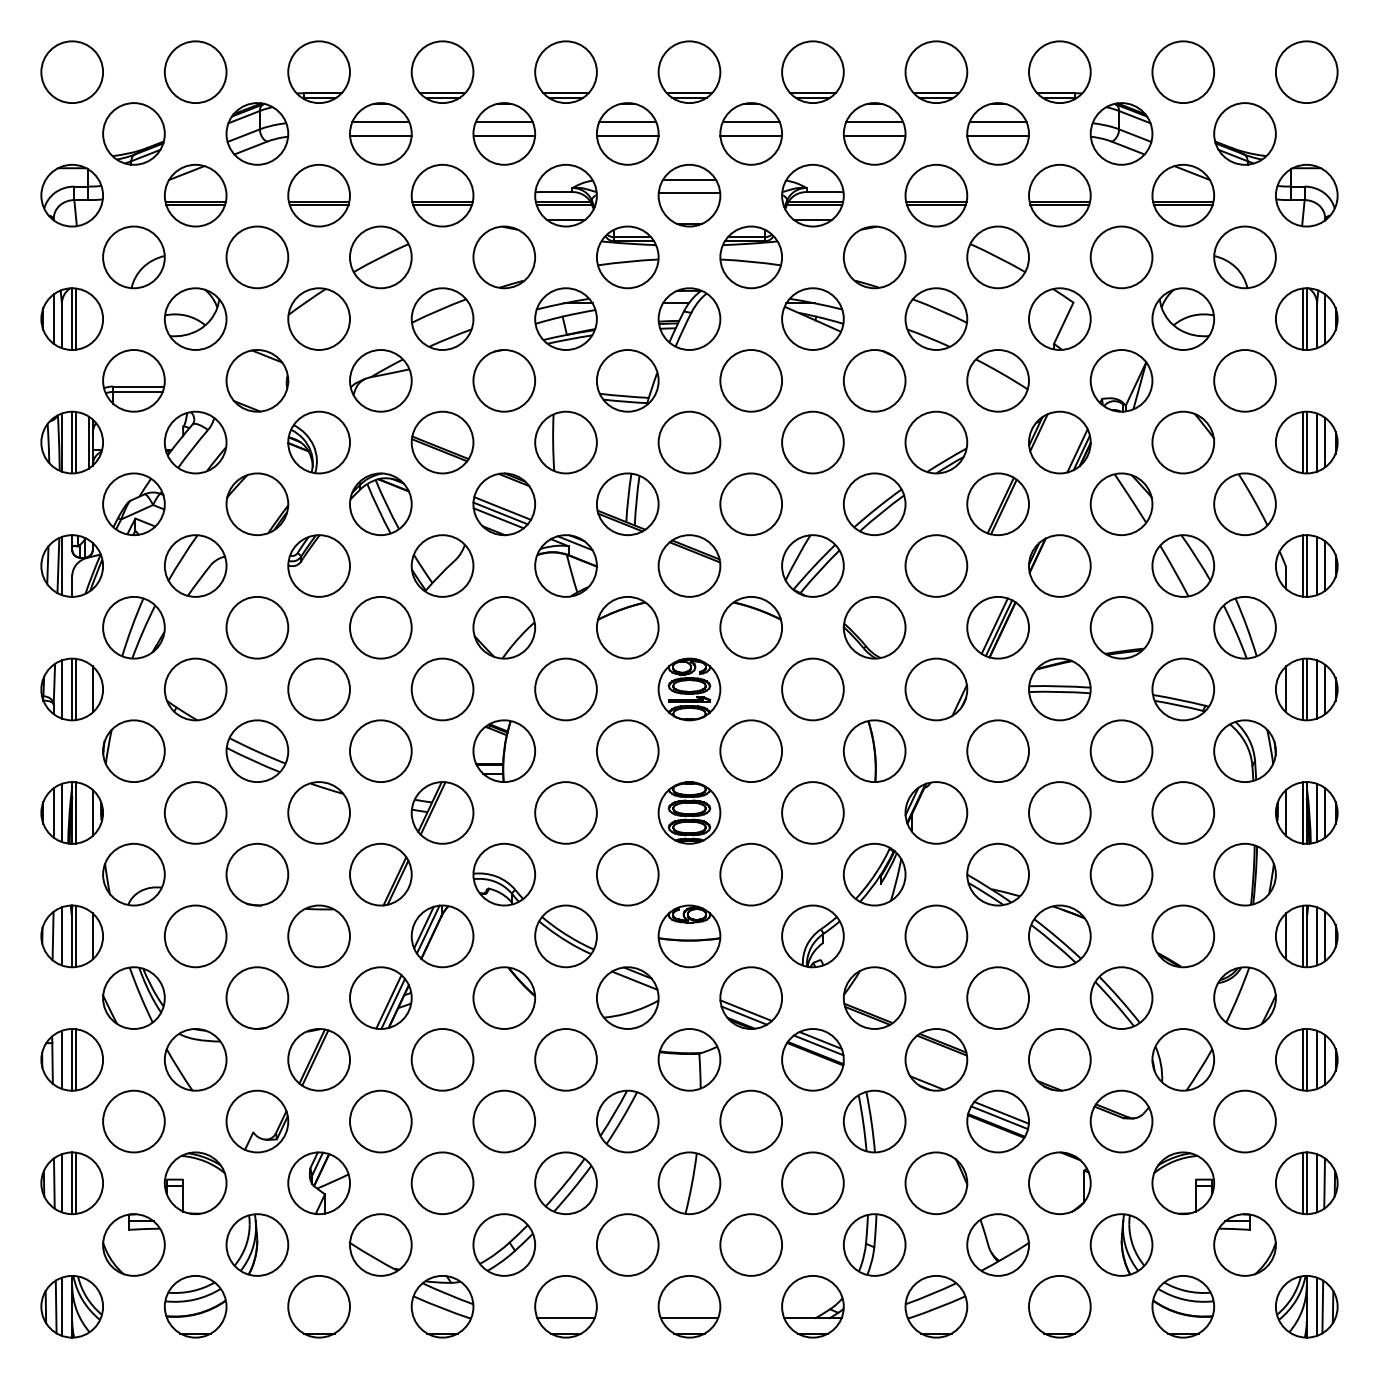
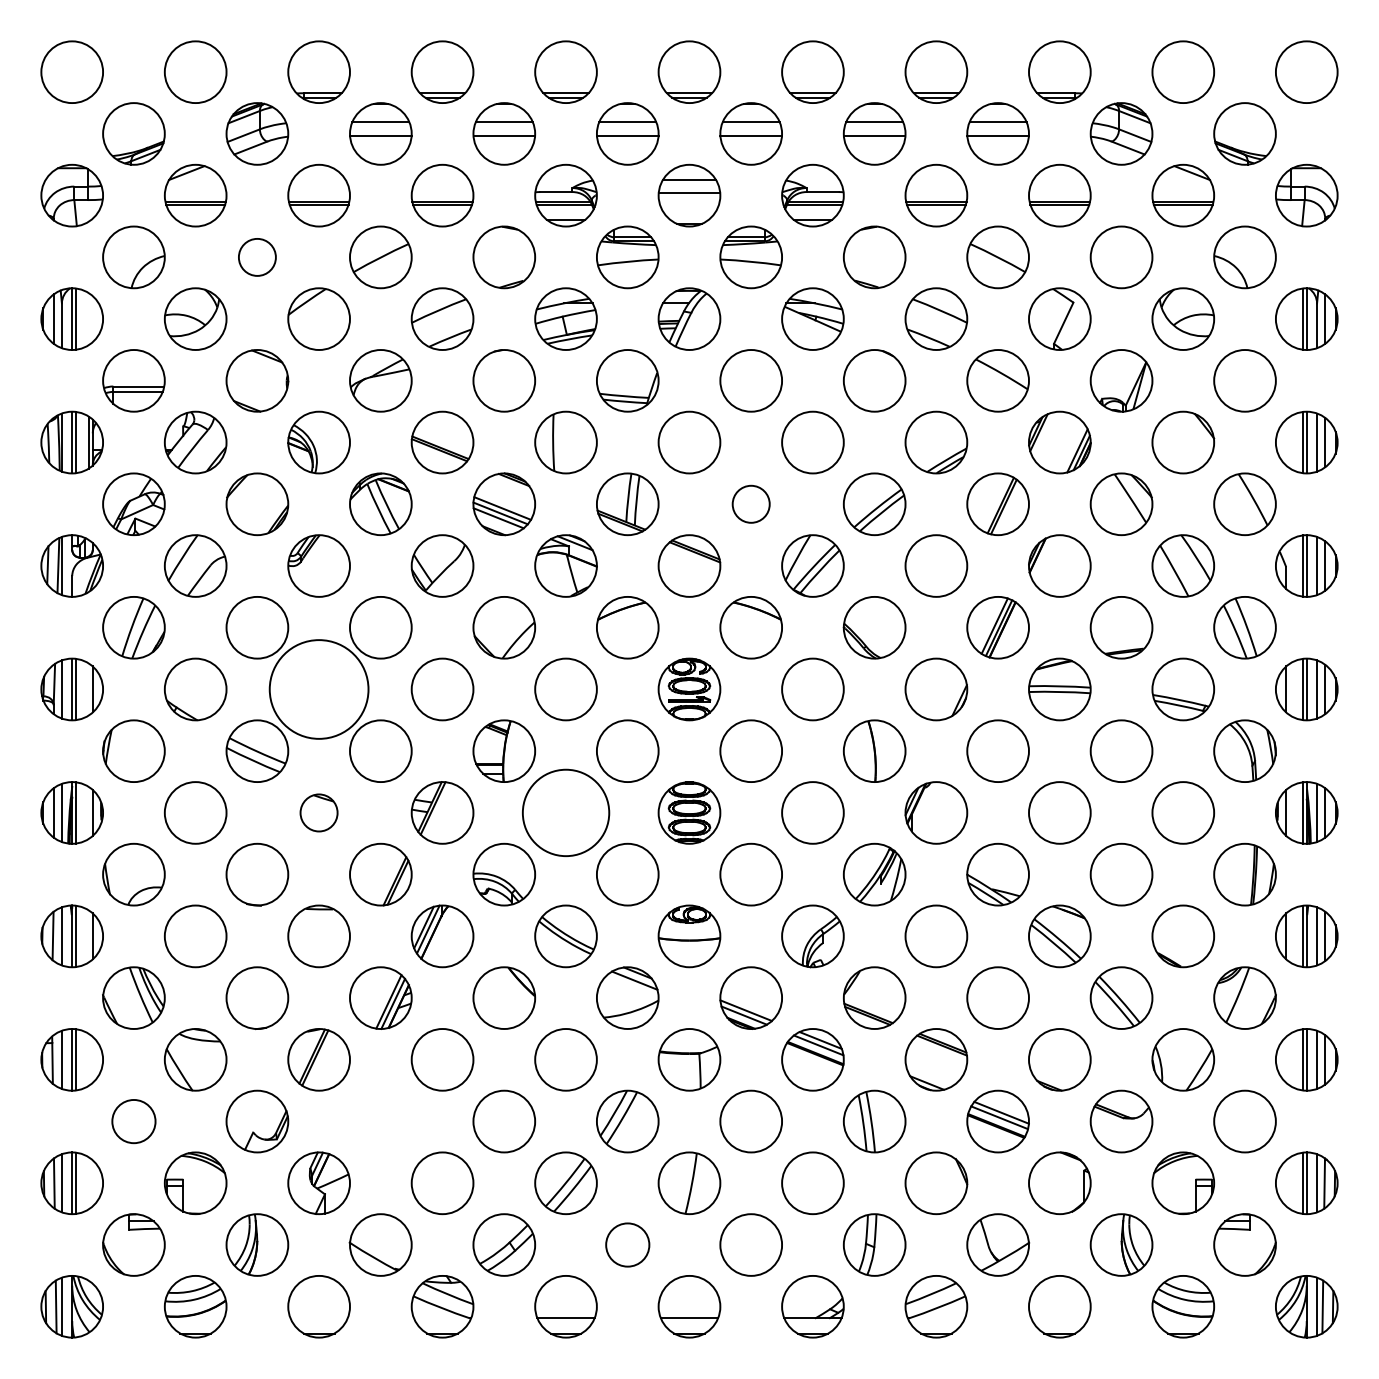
circle diameter: 62 px -> 37 px (256, 256)
circle diameter: 62 px -> 37 px (750, 503)
circle diameter: 62 px -> 99 px (318, 689)
part size: 64x64 px -> 40x40 px (318, 812)
circle diameter: 62 px -> 86 px (565, 812)
circle diameter: 62 px -> 43 px (133, 1121)
circle: present -> none (380, 1121)
circle diameter: 62 px -> 43 px (627, 1244)
